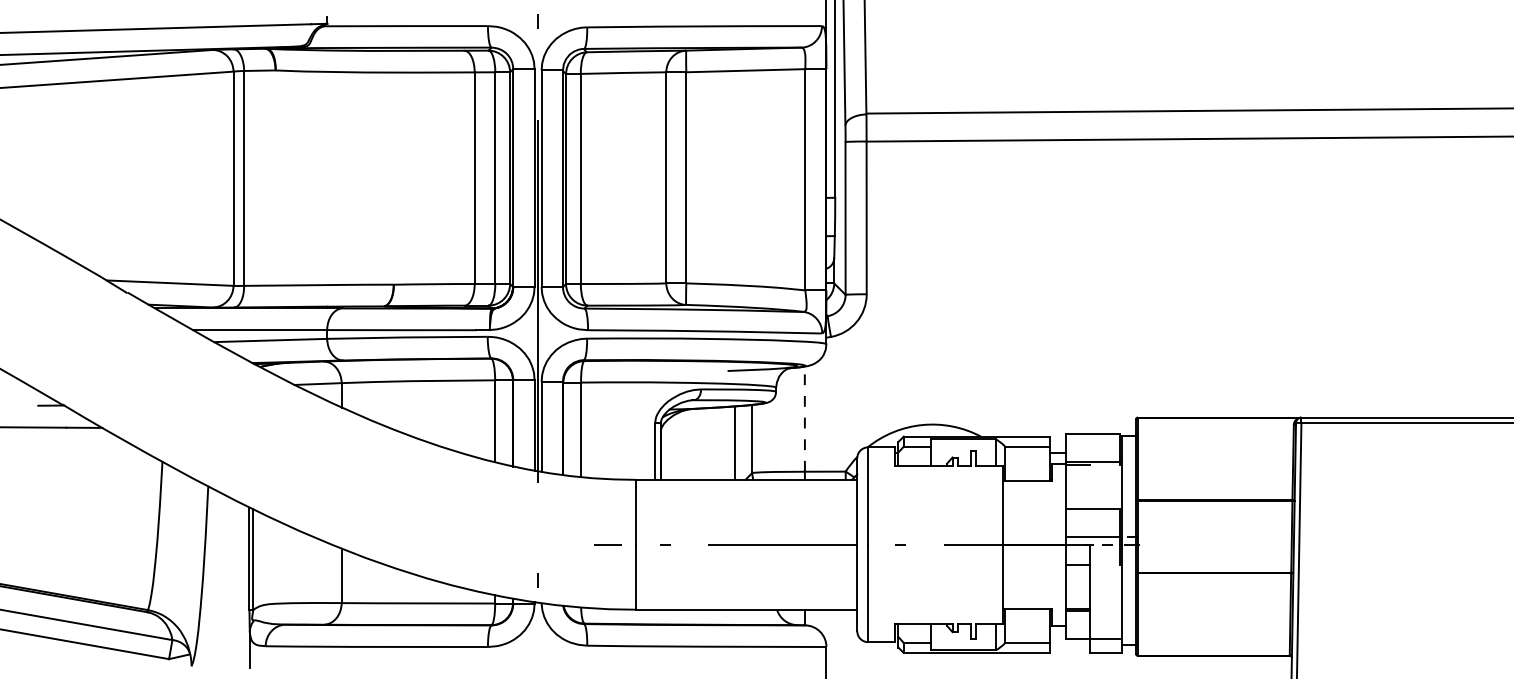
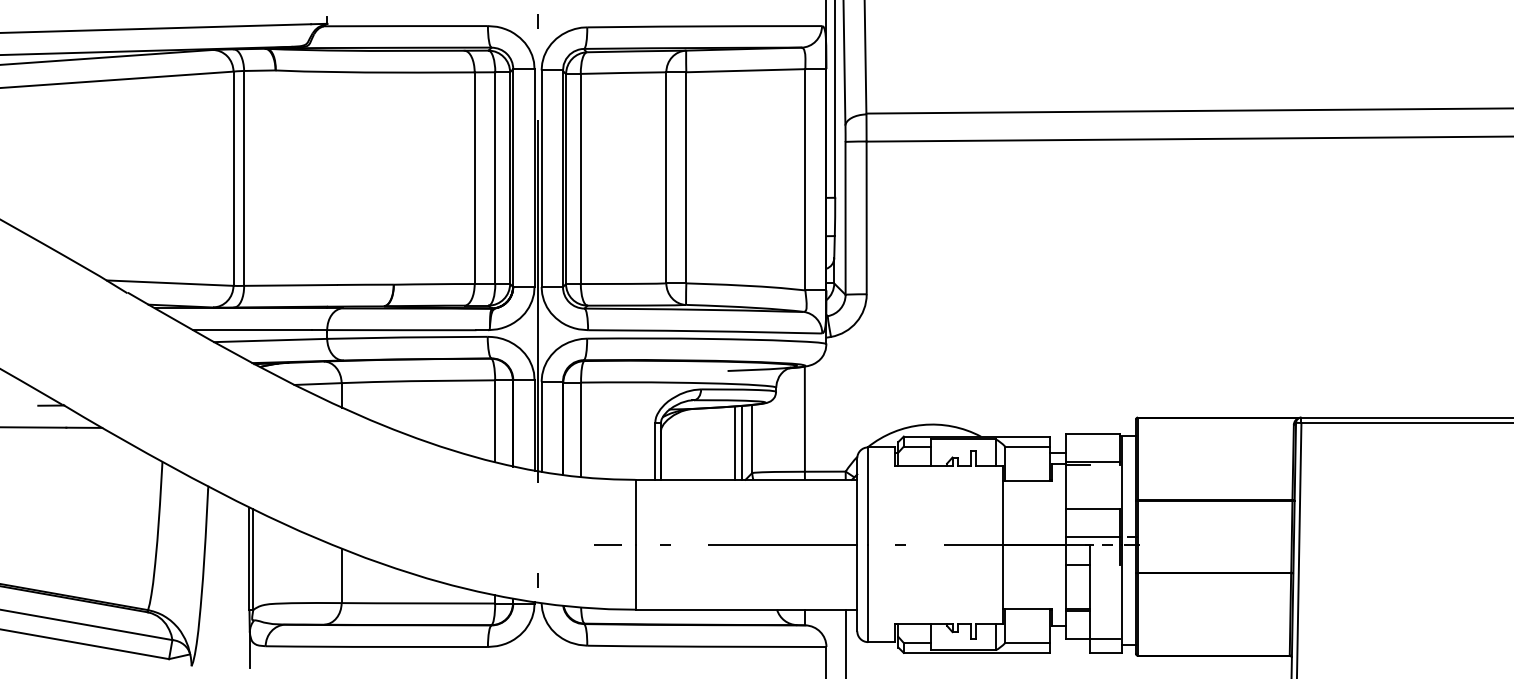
line: dashed -> solid (804, 419)
line: none -> present (741, 442)
line: none -> present (846, 642)
